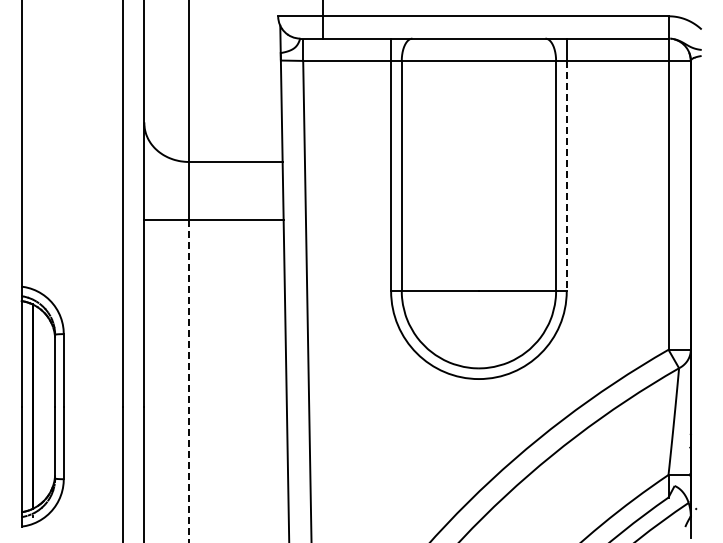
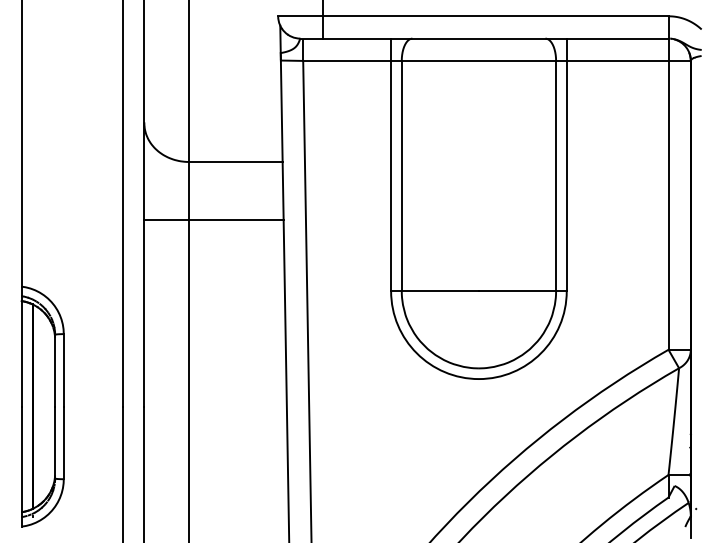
line: dashed -> solid (566, 176)
line: dashed -> solid (188, 381)
